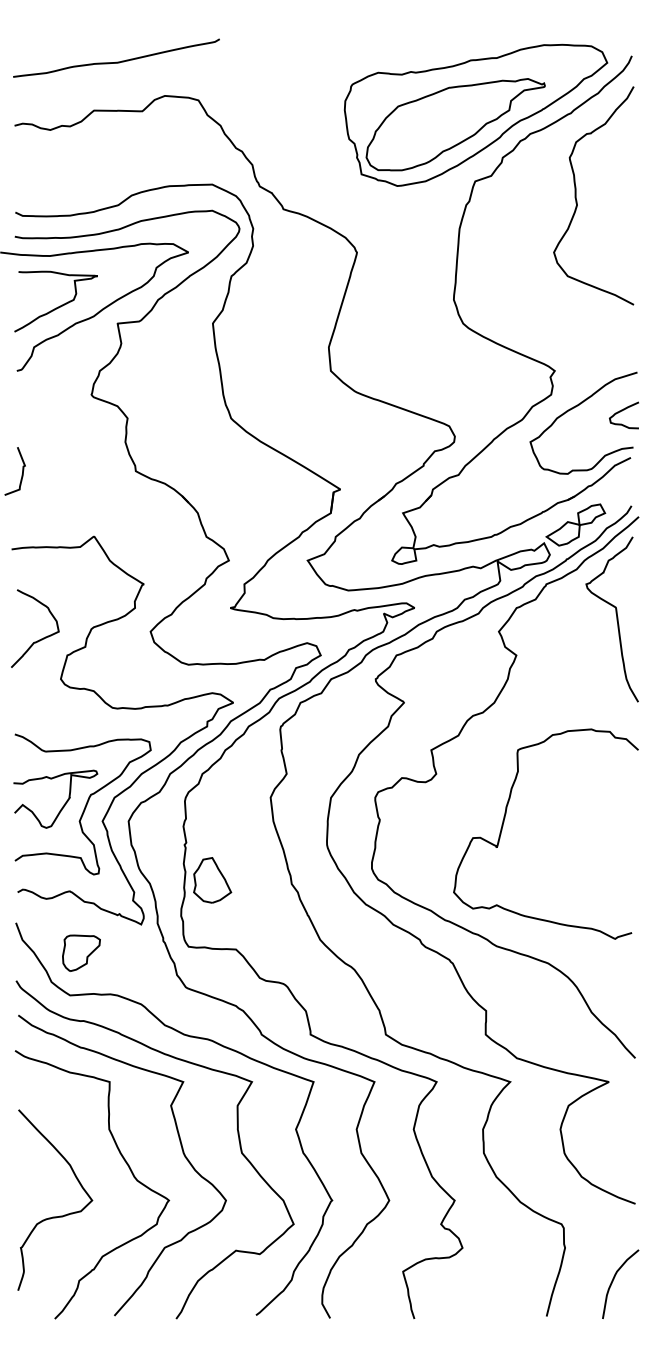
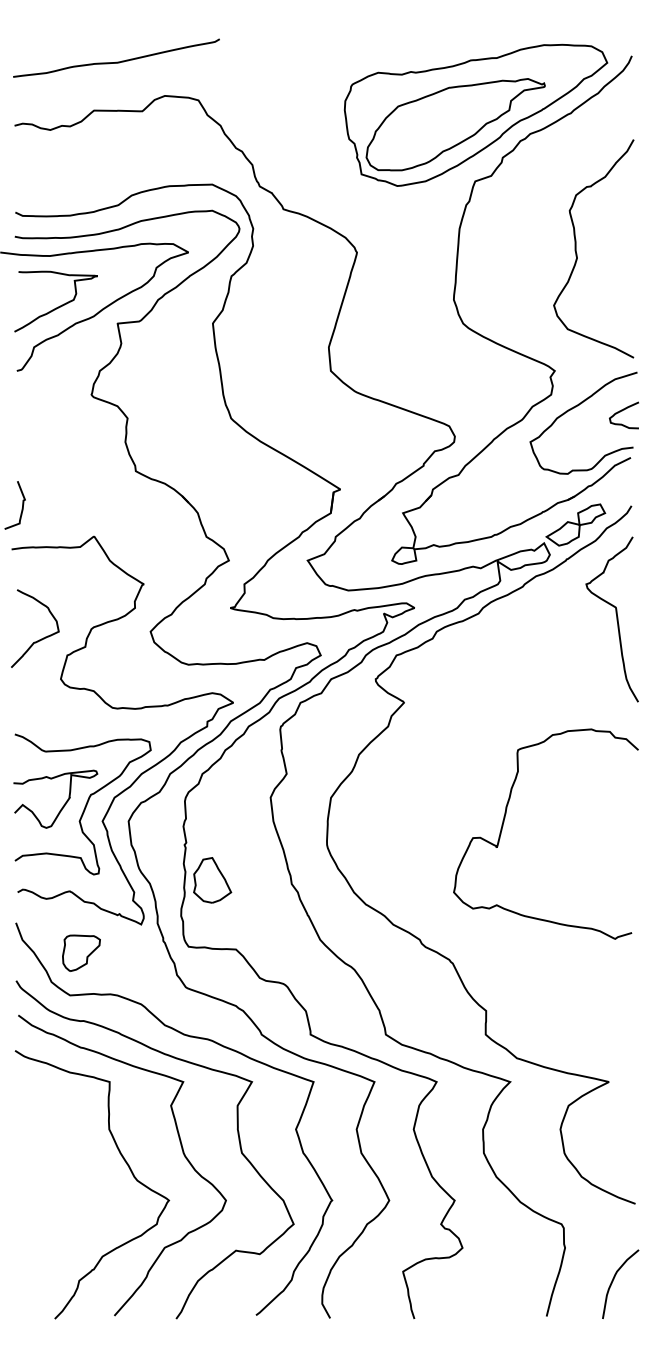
curve position: (577, 200) -> (577, 253) (577, 253)
curve position: (21, 474) -> (21, 508) (21, 508)
curve: present -> none (437, 774)
curve: present -> none (59, 1215)
